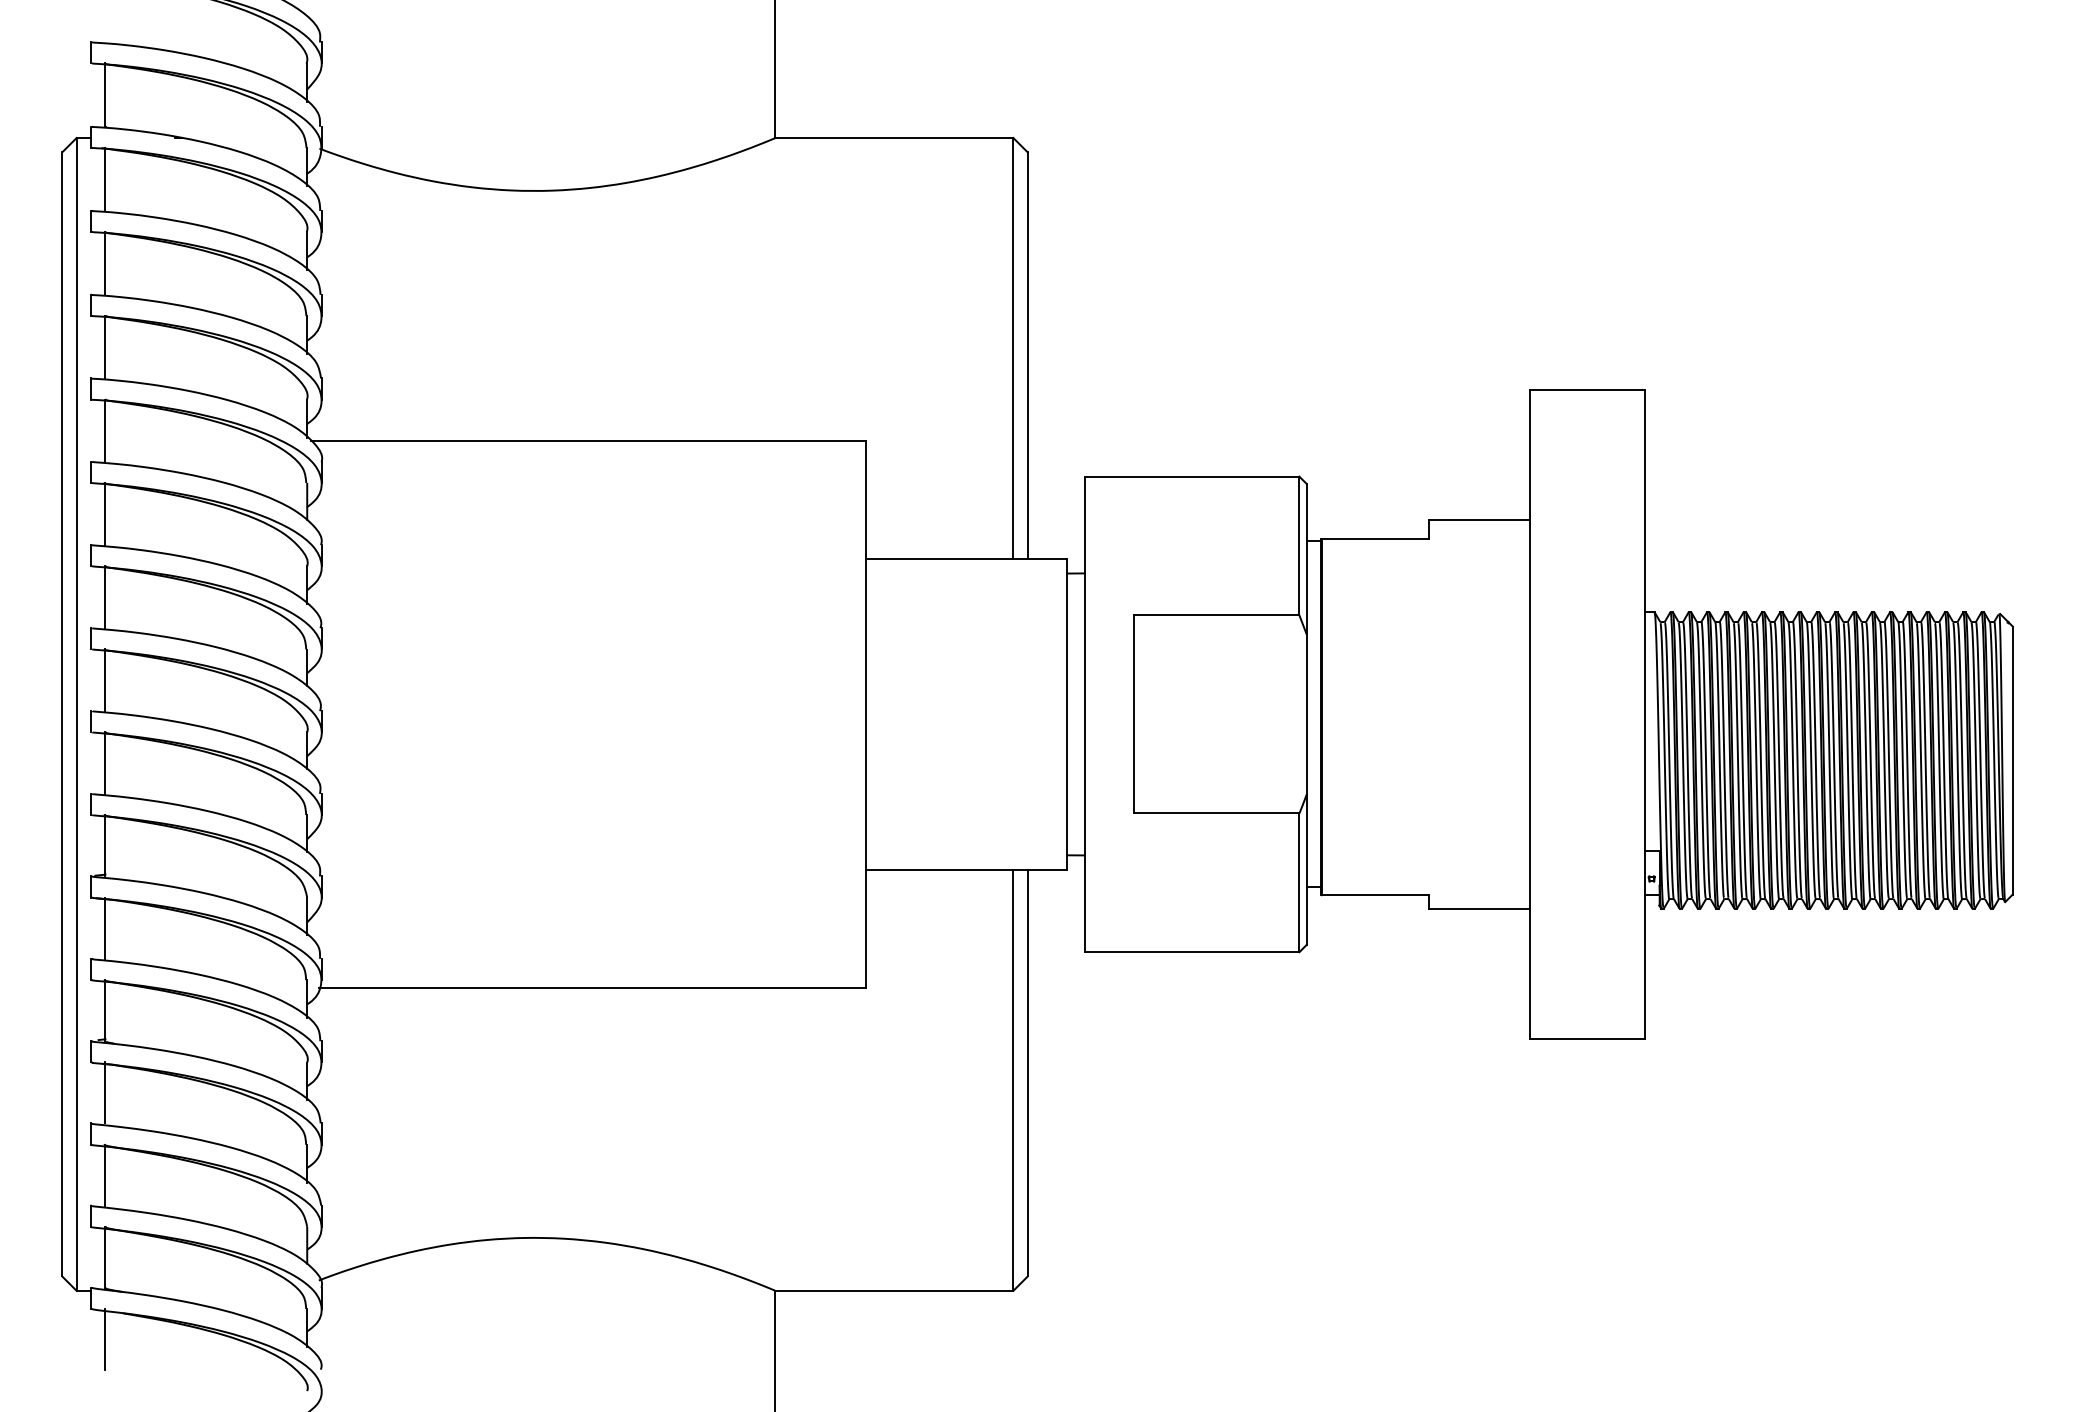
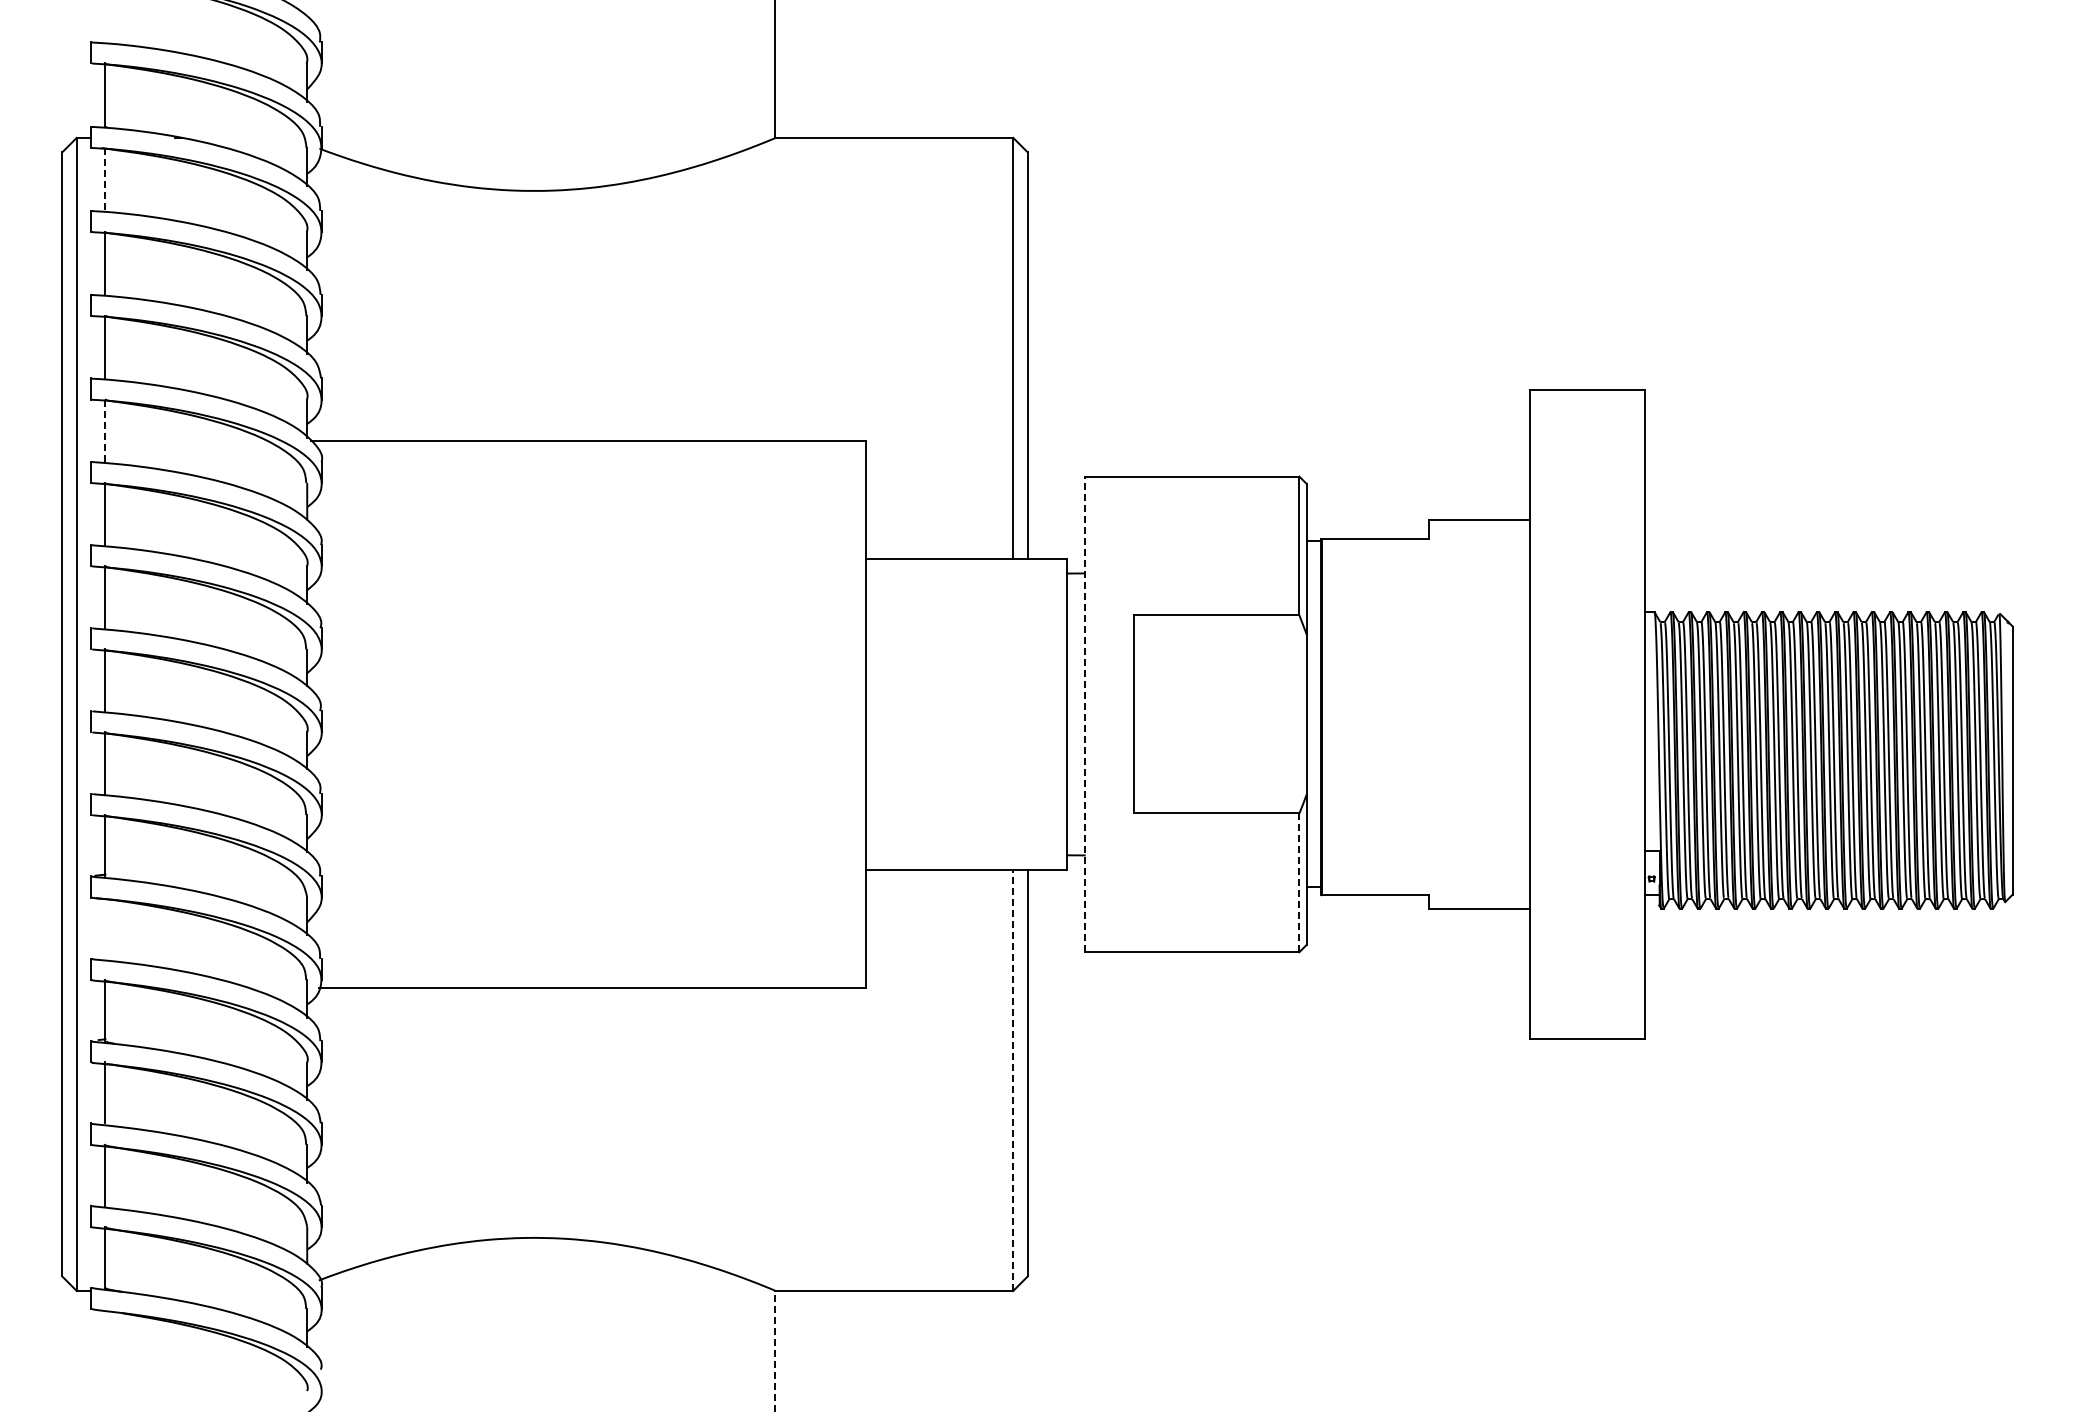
line: solid -> dashed (105, 179)
line: solid -> dashed (105, 431)
line: solid -> dashed (1084, 714)
line: solid -> dashed (1299, 882)
line: present -> none (105, 927)
line: solid -> dashed (1013, 1079)
line: present -> none (105, 1338)
line: solid -> dashed (774, 1350)
